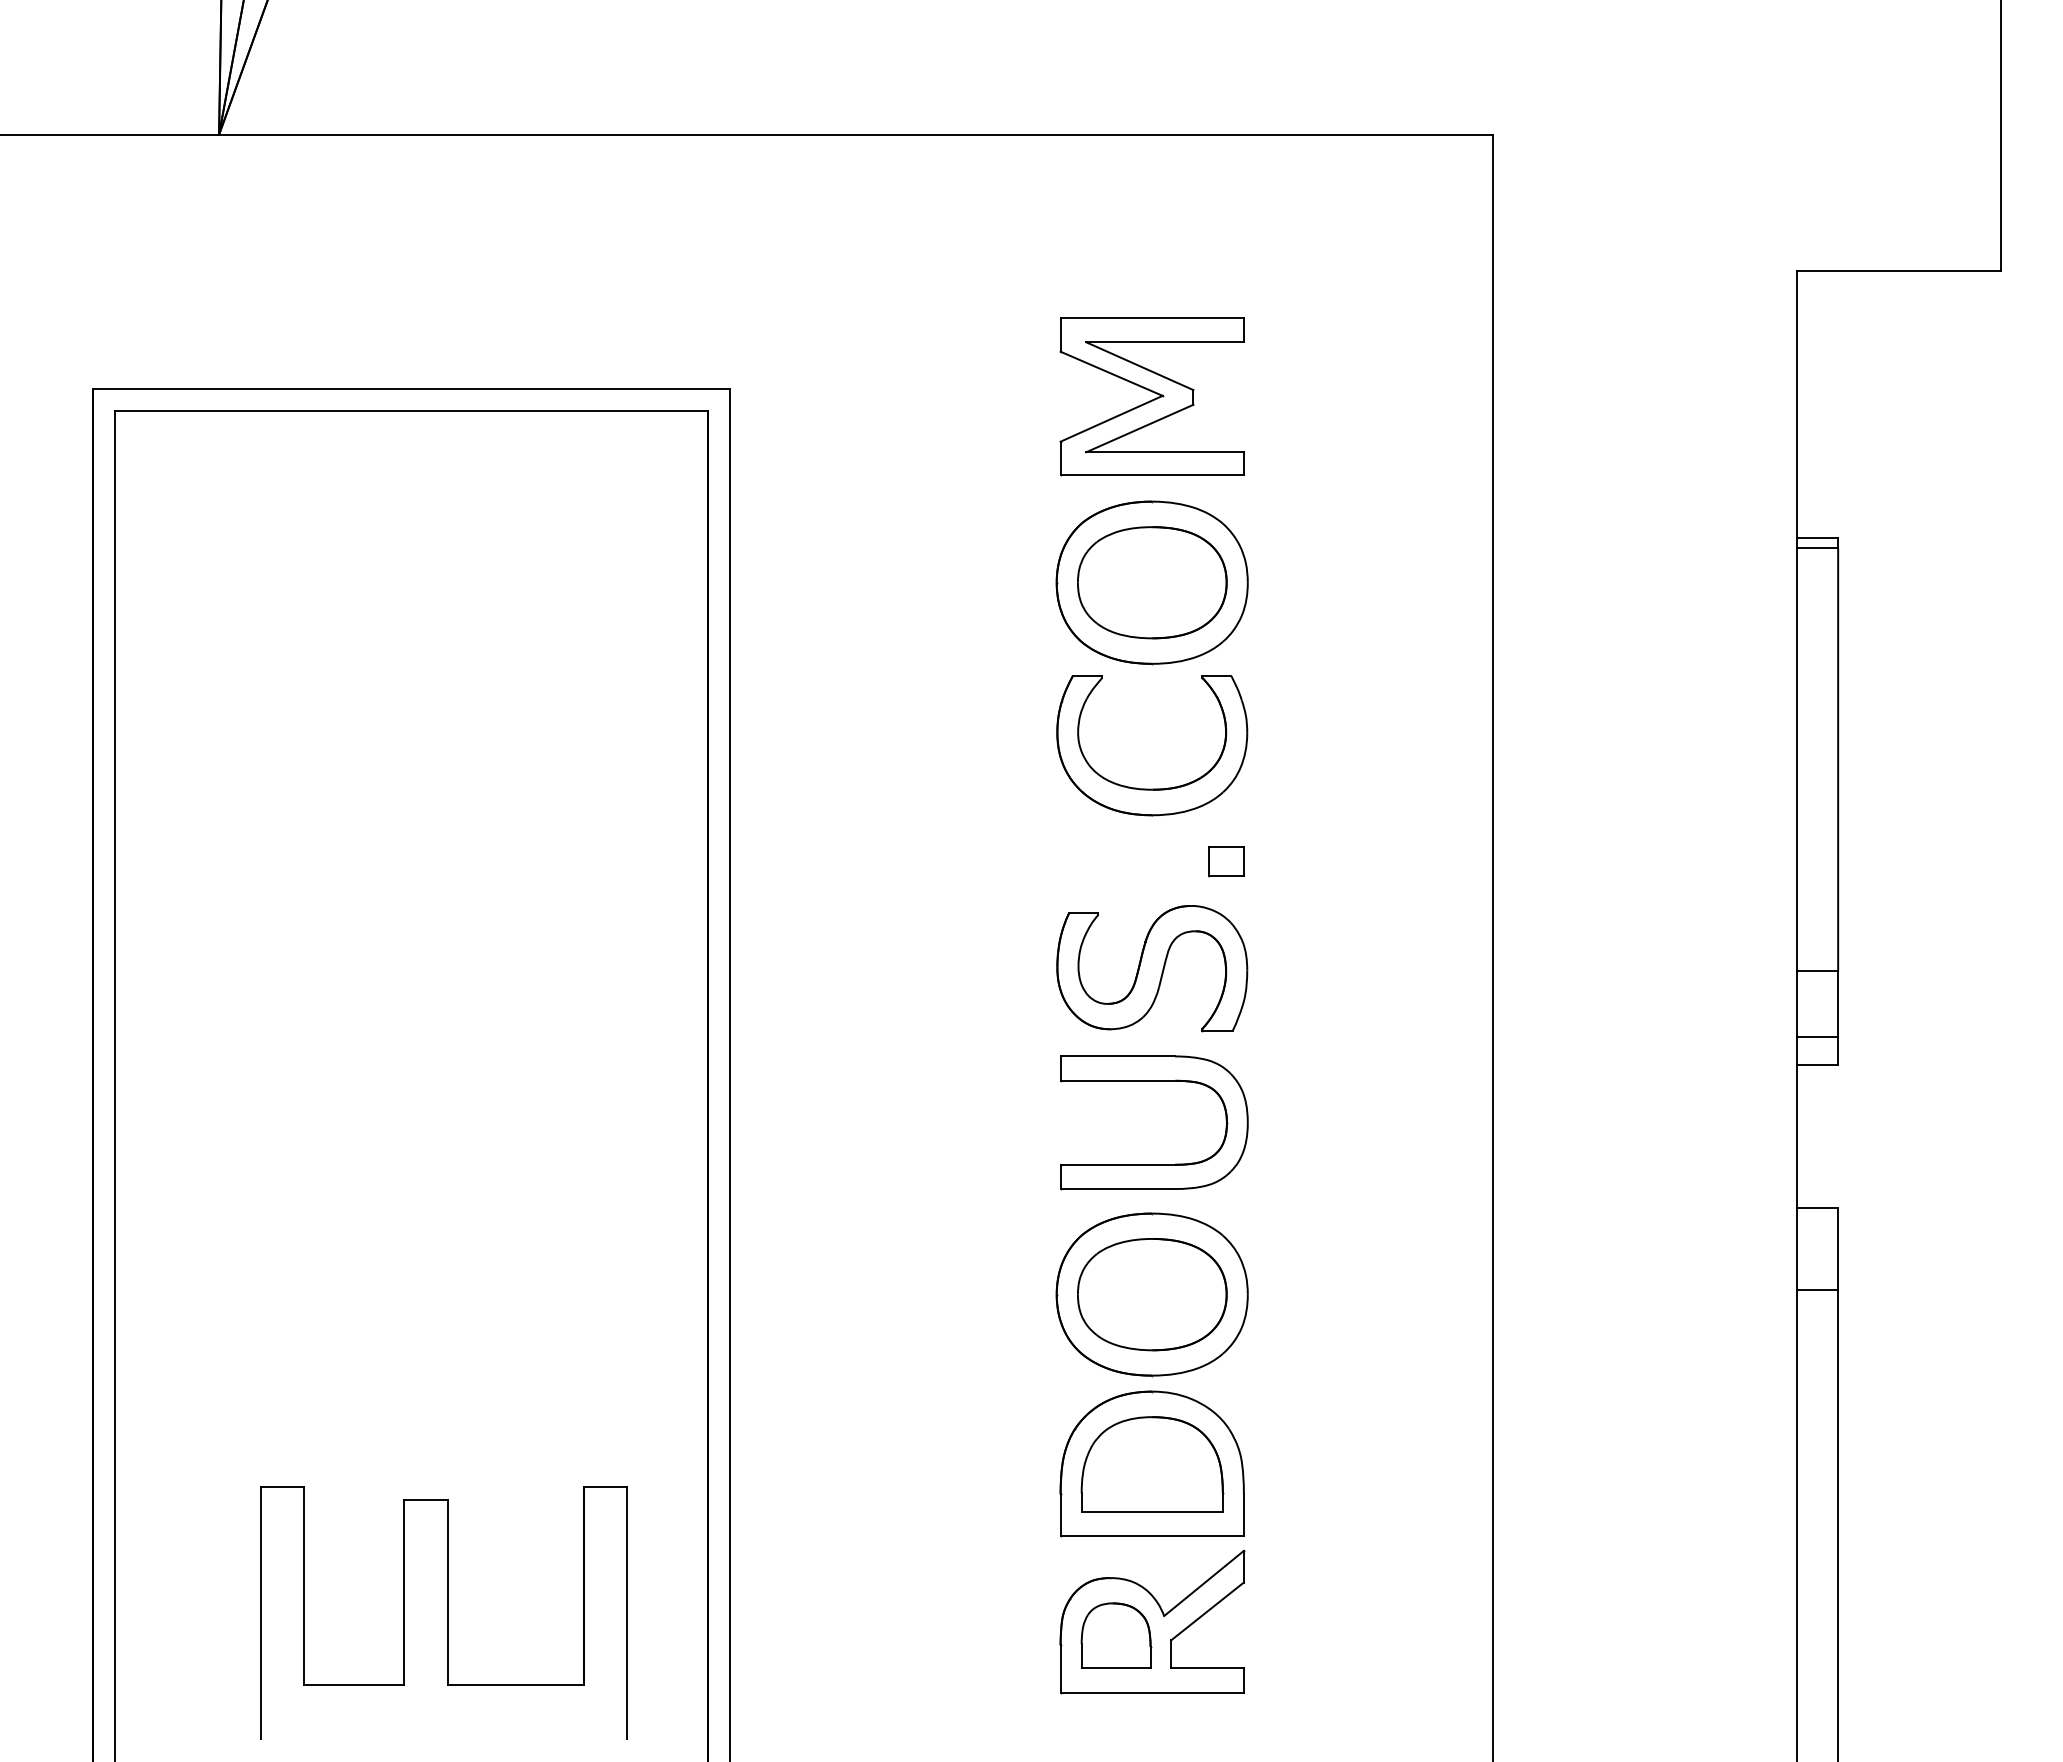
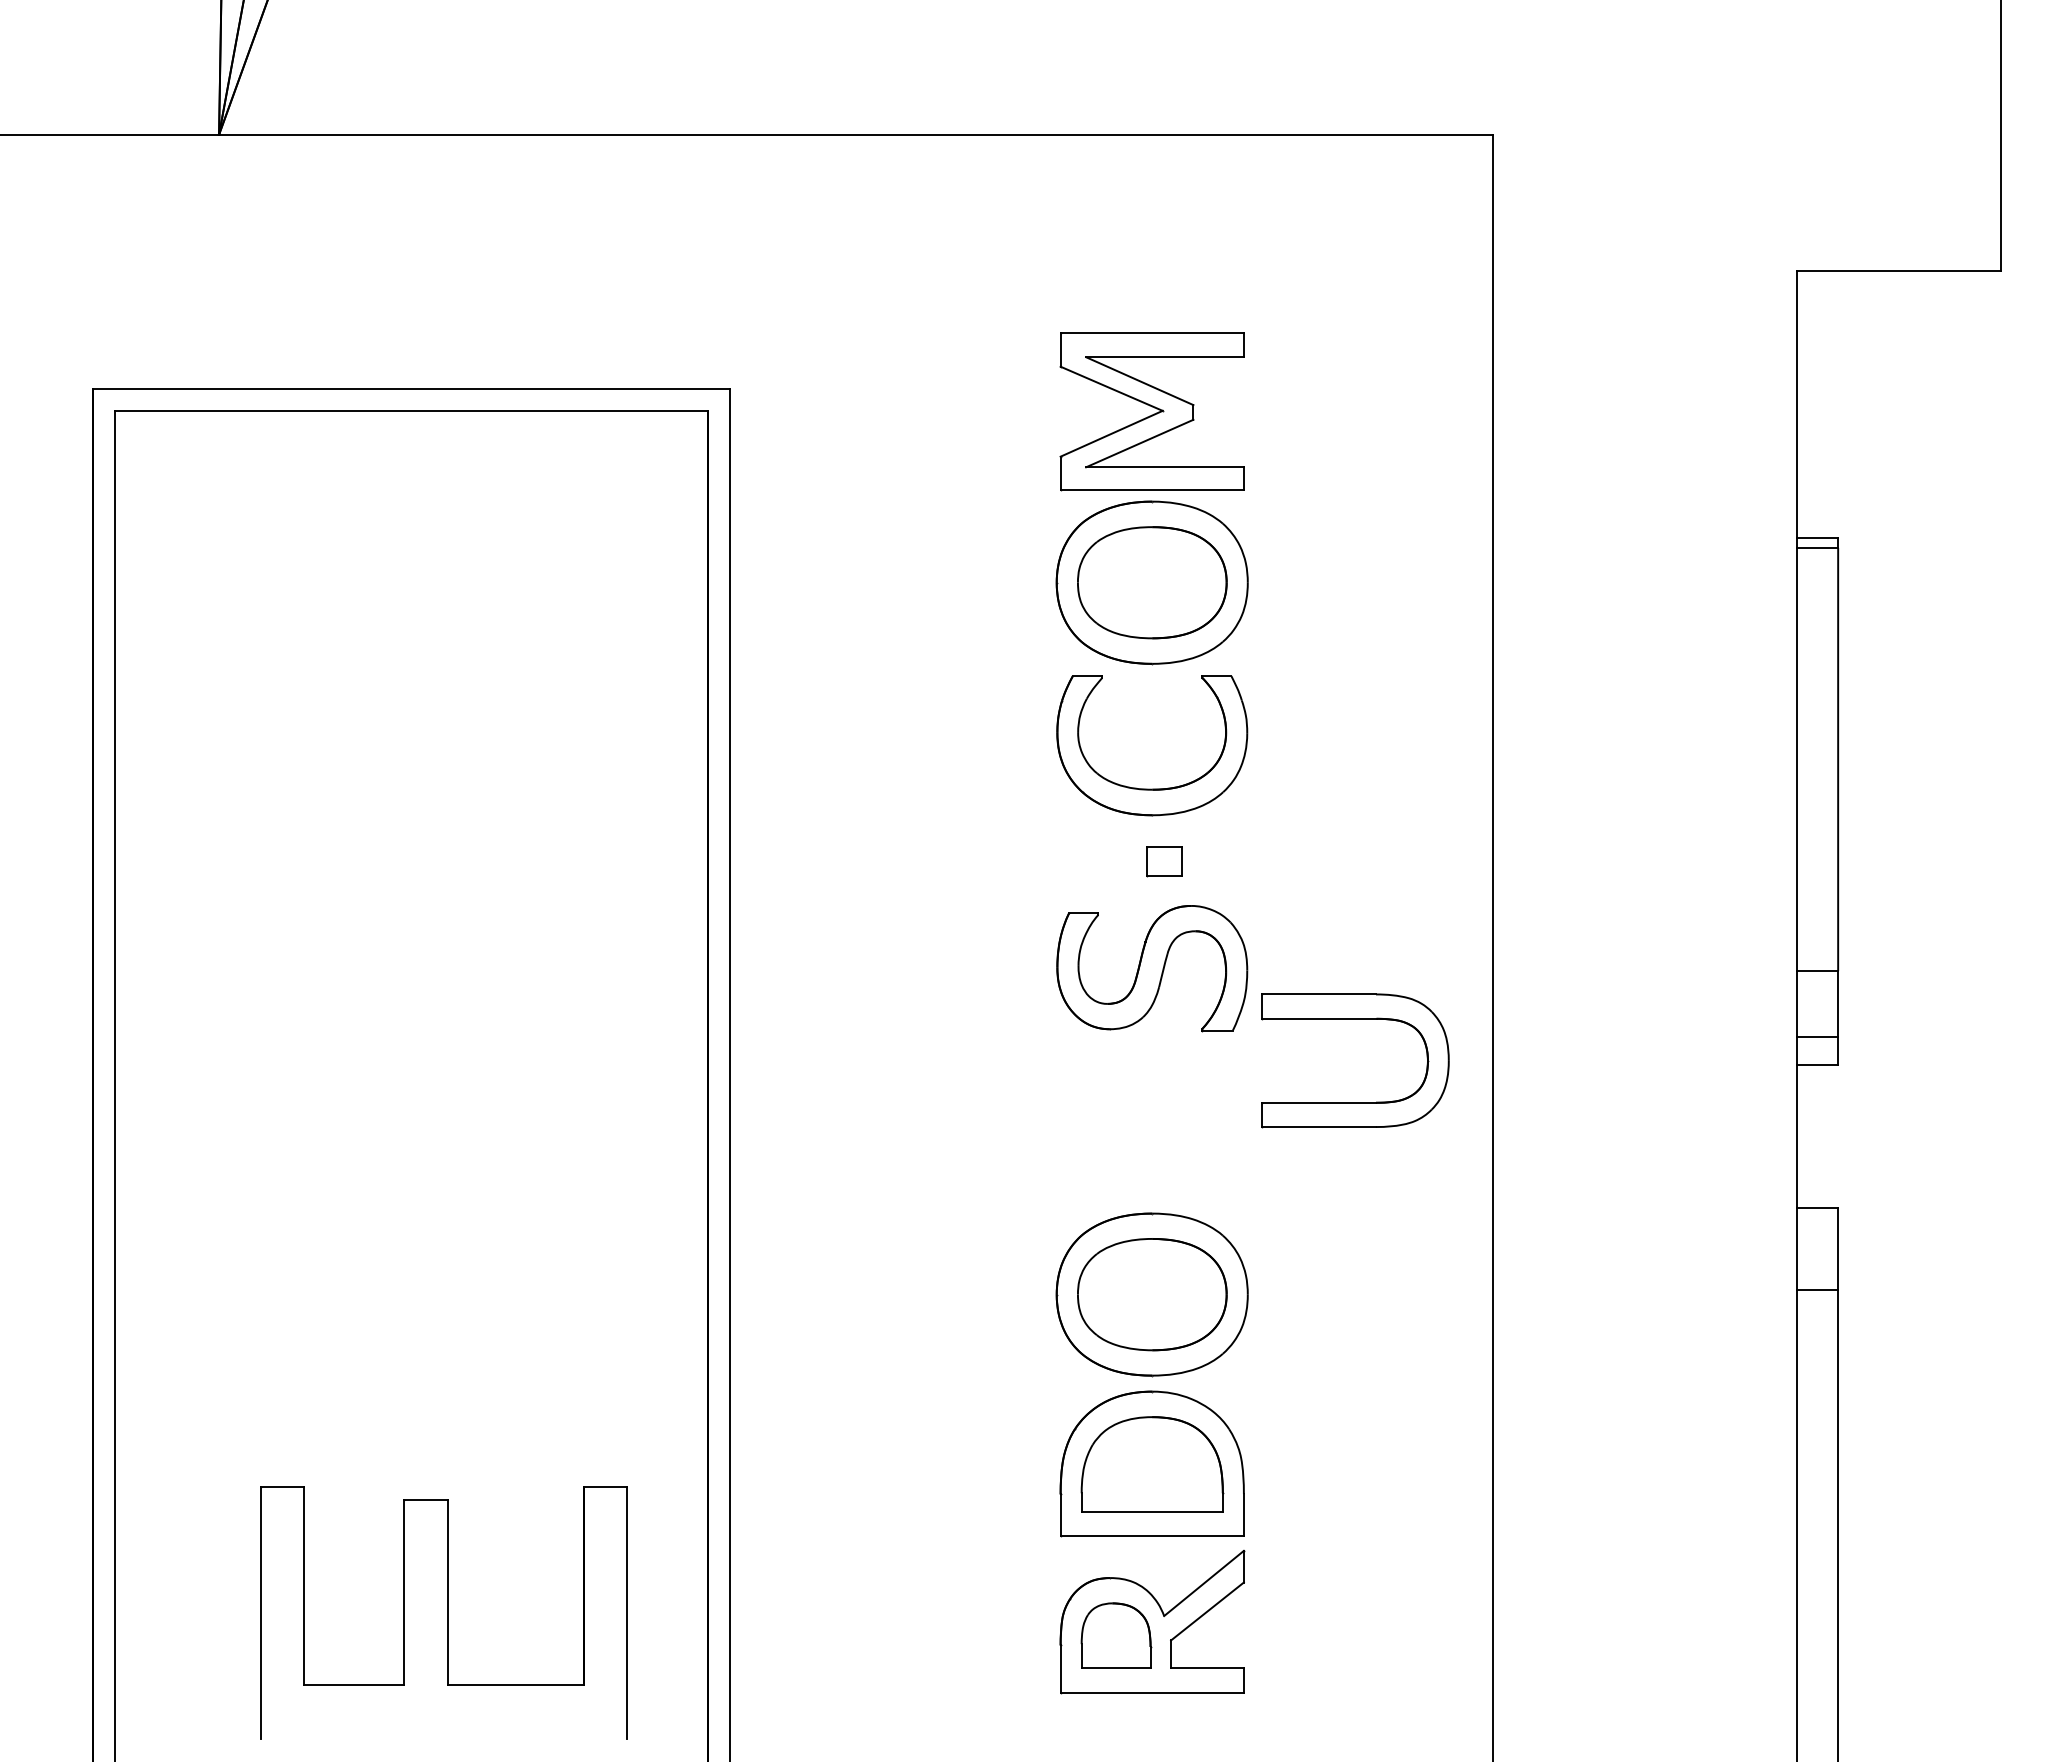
part position: (1151, 396) -> (1151, 411) (1151, 411)
part position: (1226, 861) -> (1164, 861) (1164, 861)
part position: (1154, 1081) -> (1355, 1019) (1355, 1019)
